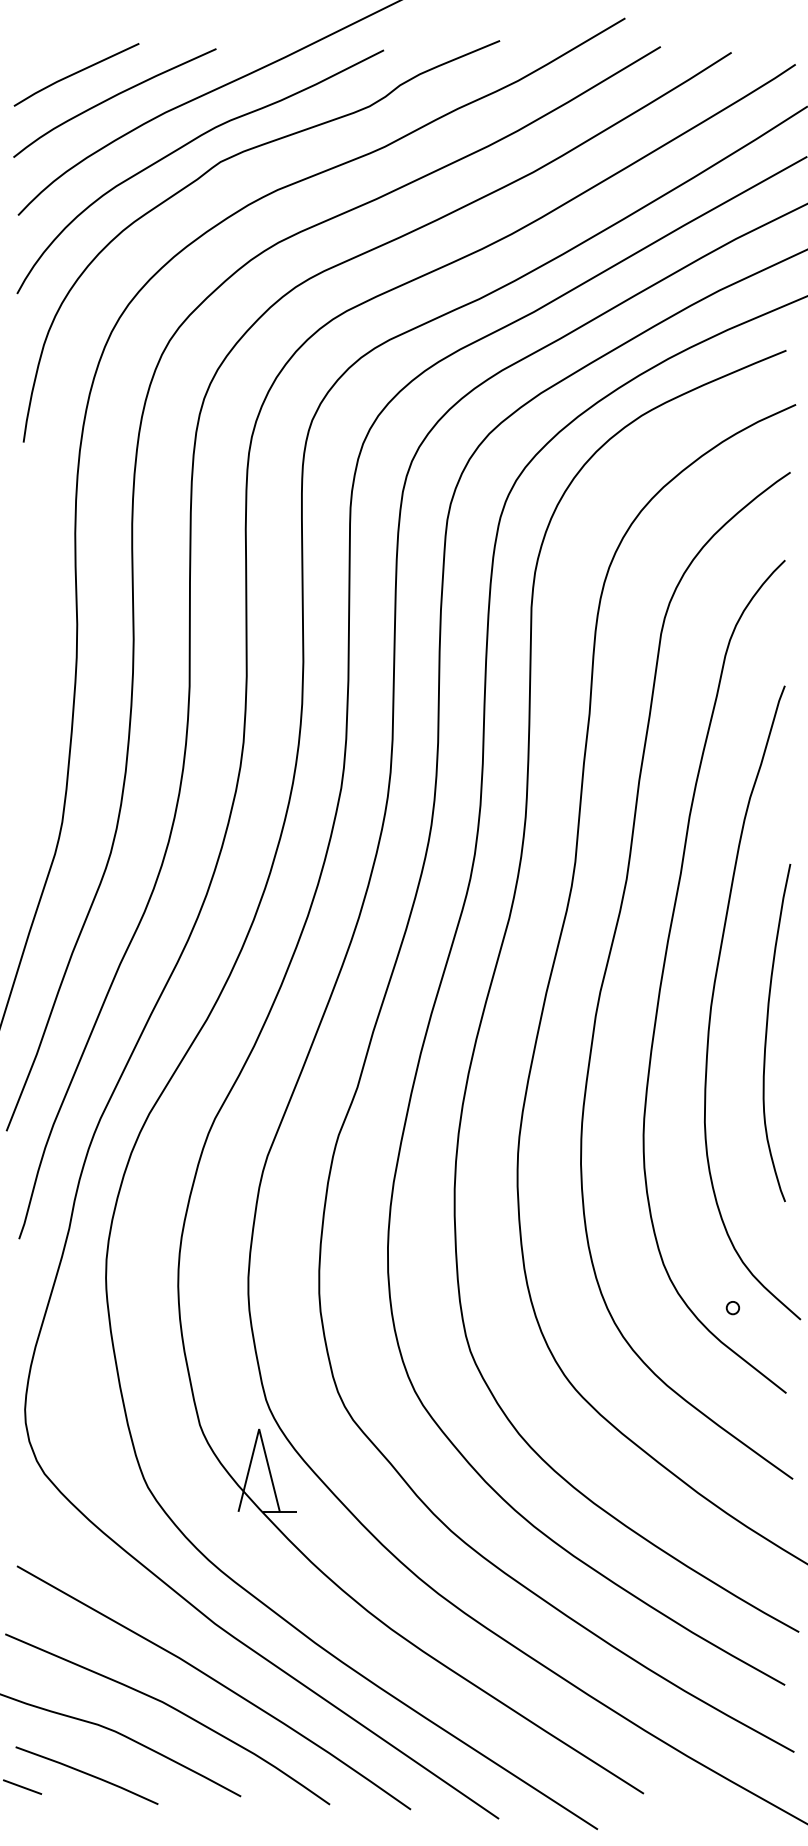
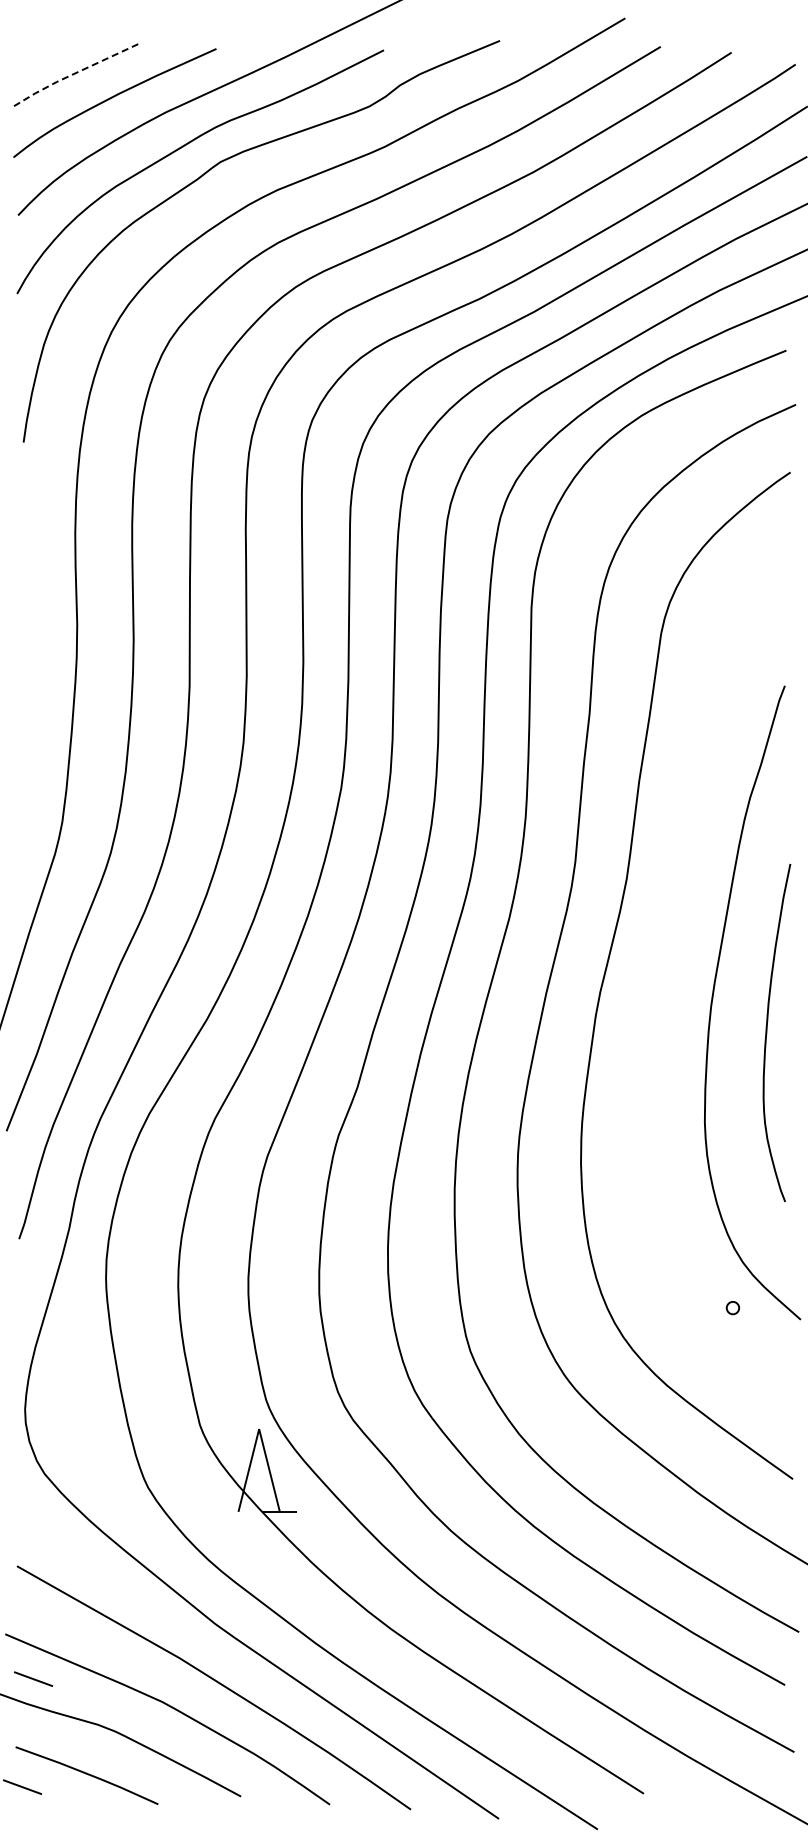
line: solid -> dashed (75, 73)
curve: present -> none (664, 970)
line: none -> present (33, 1678)
